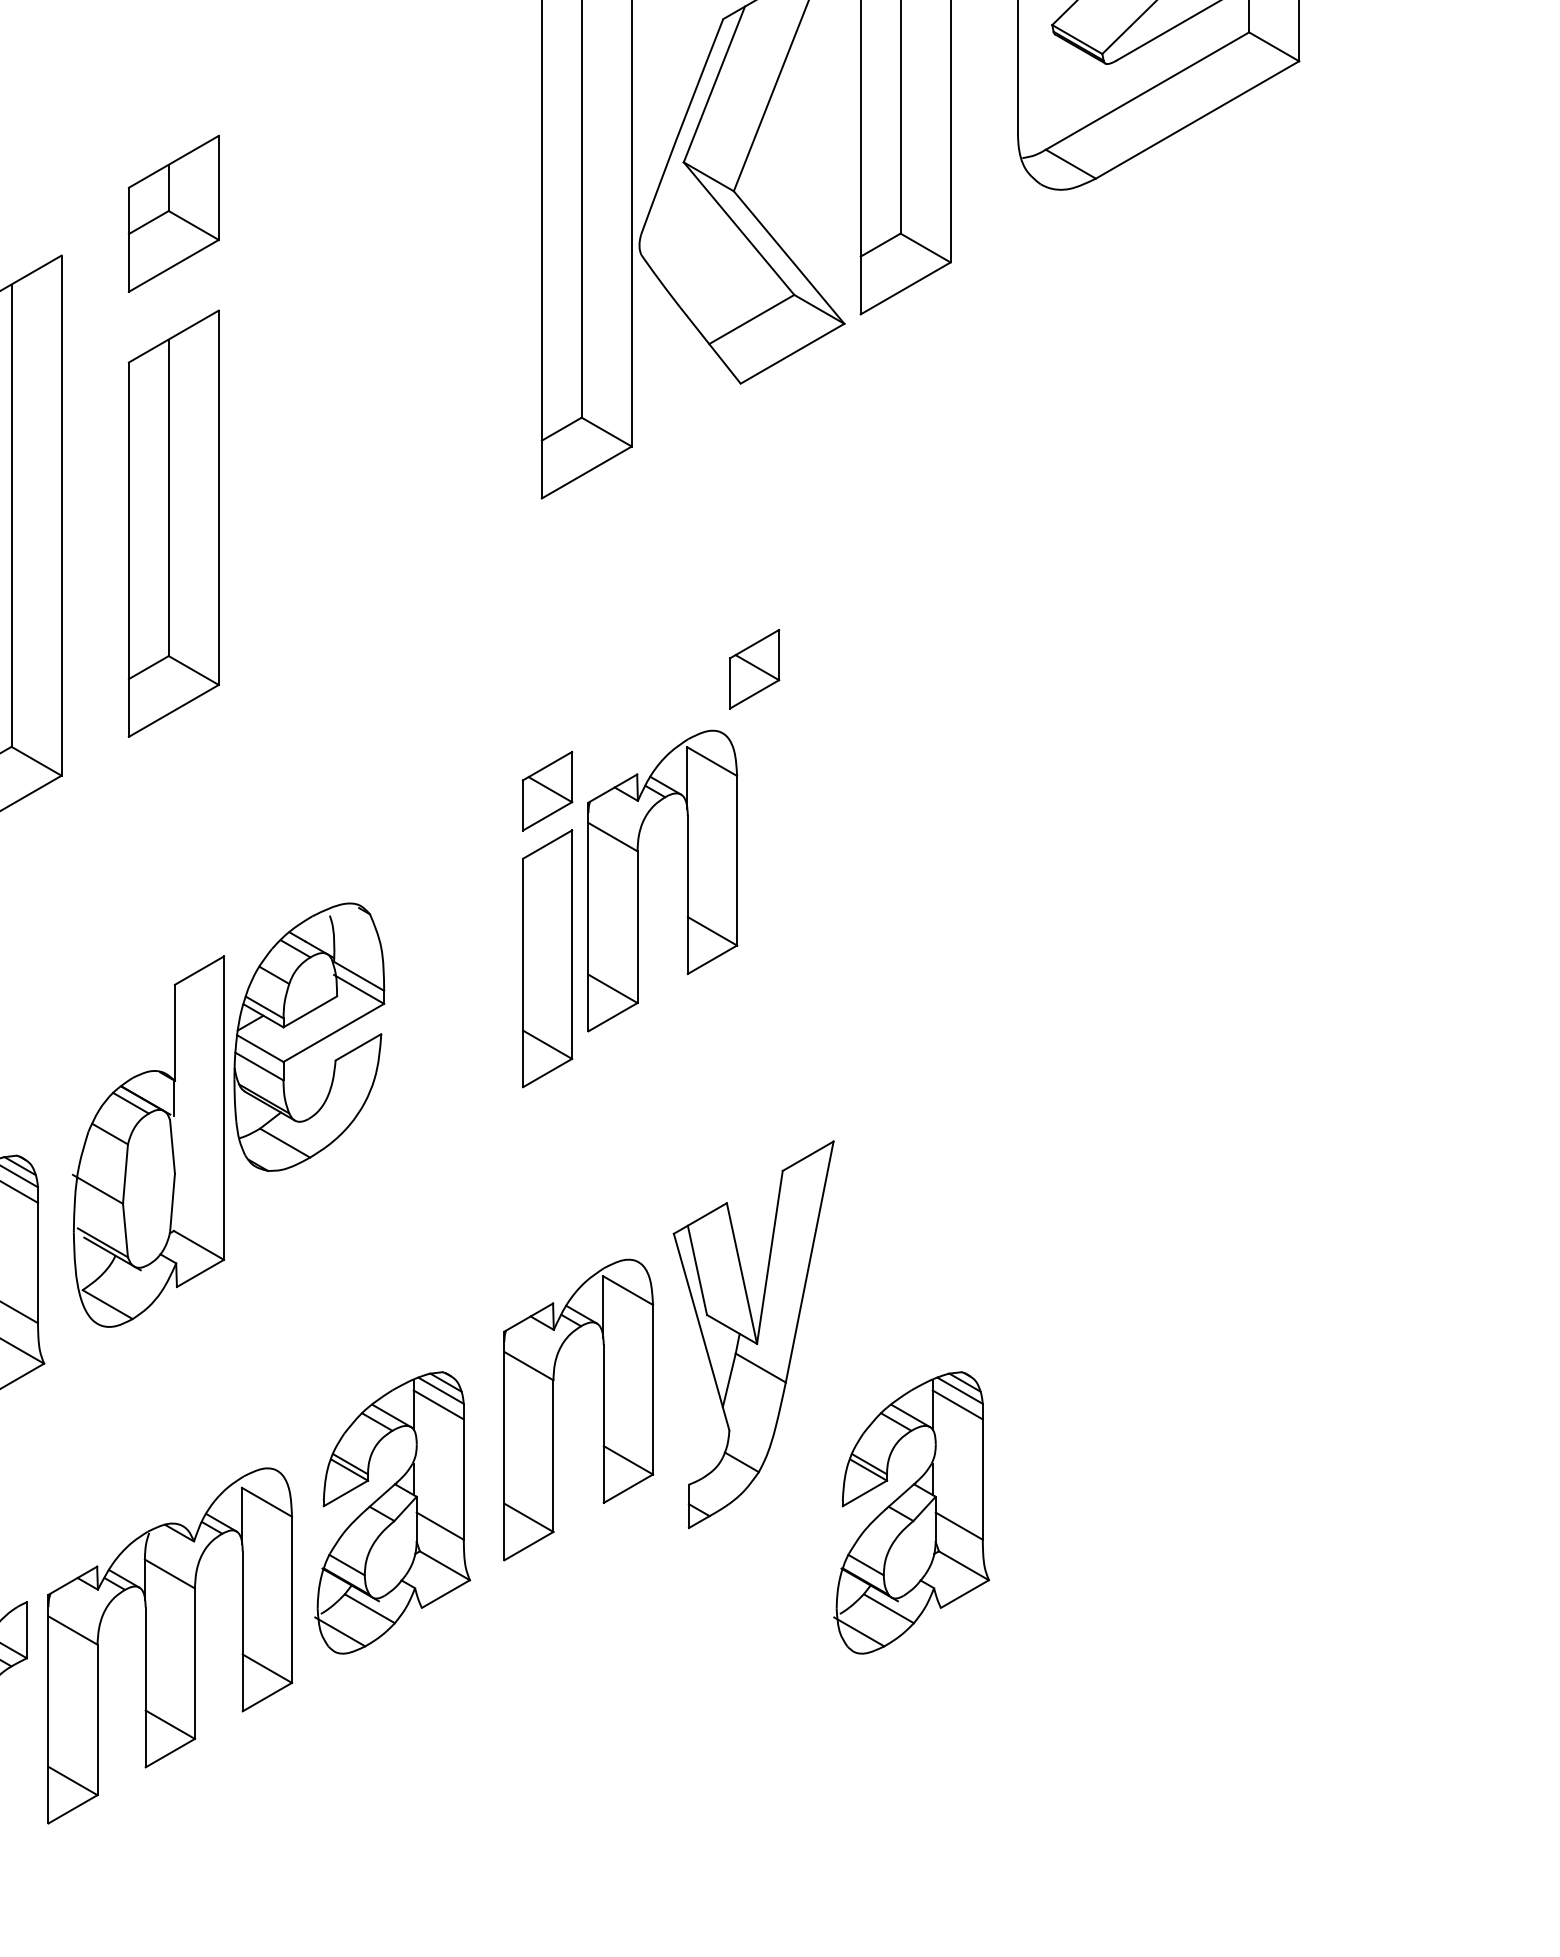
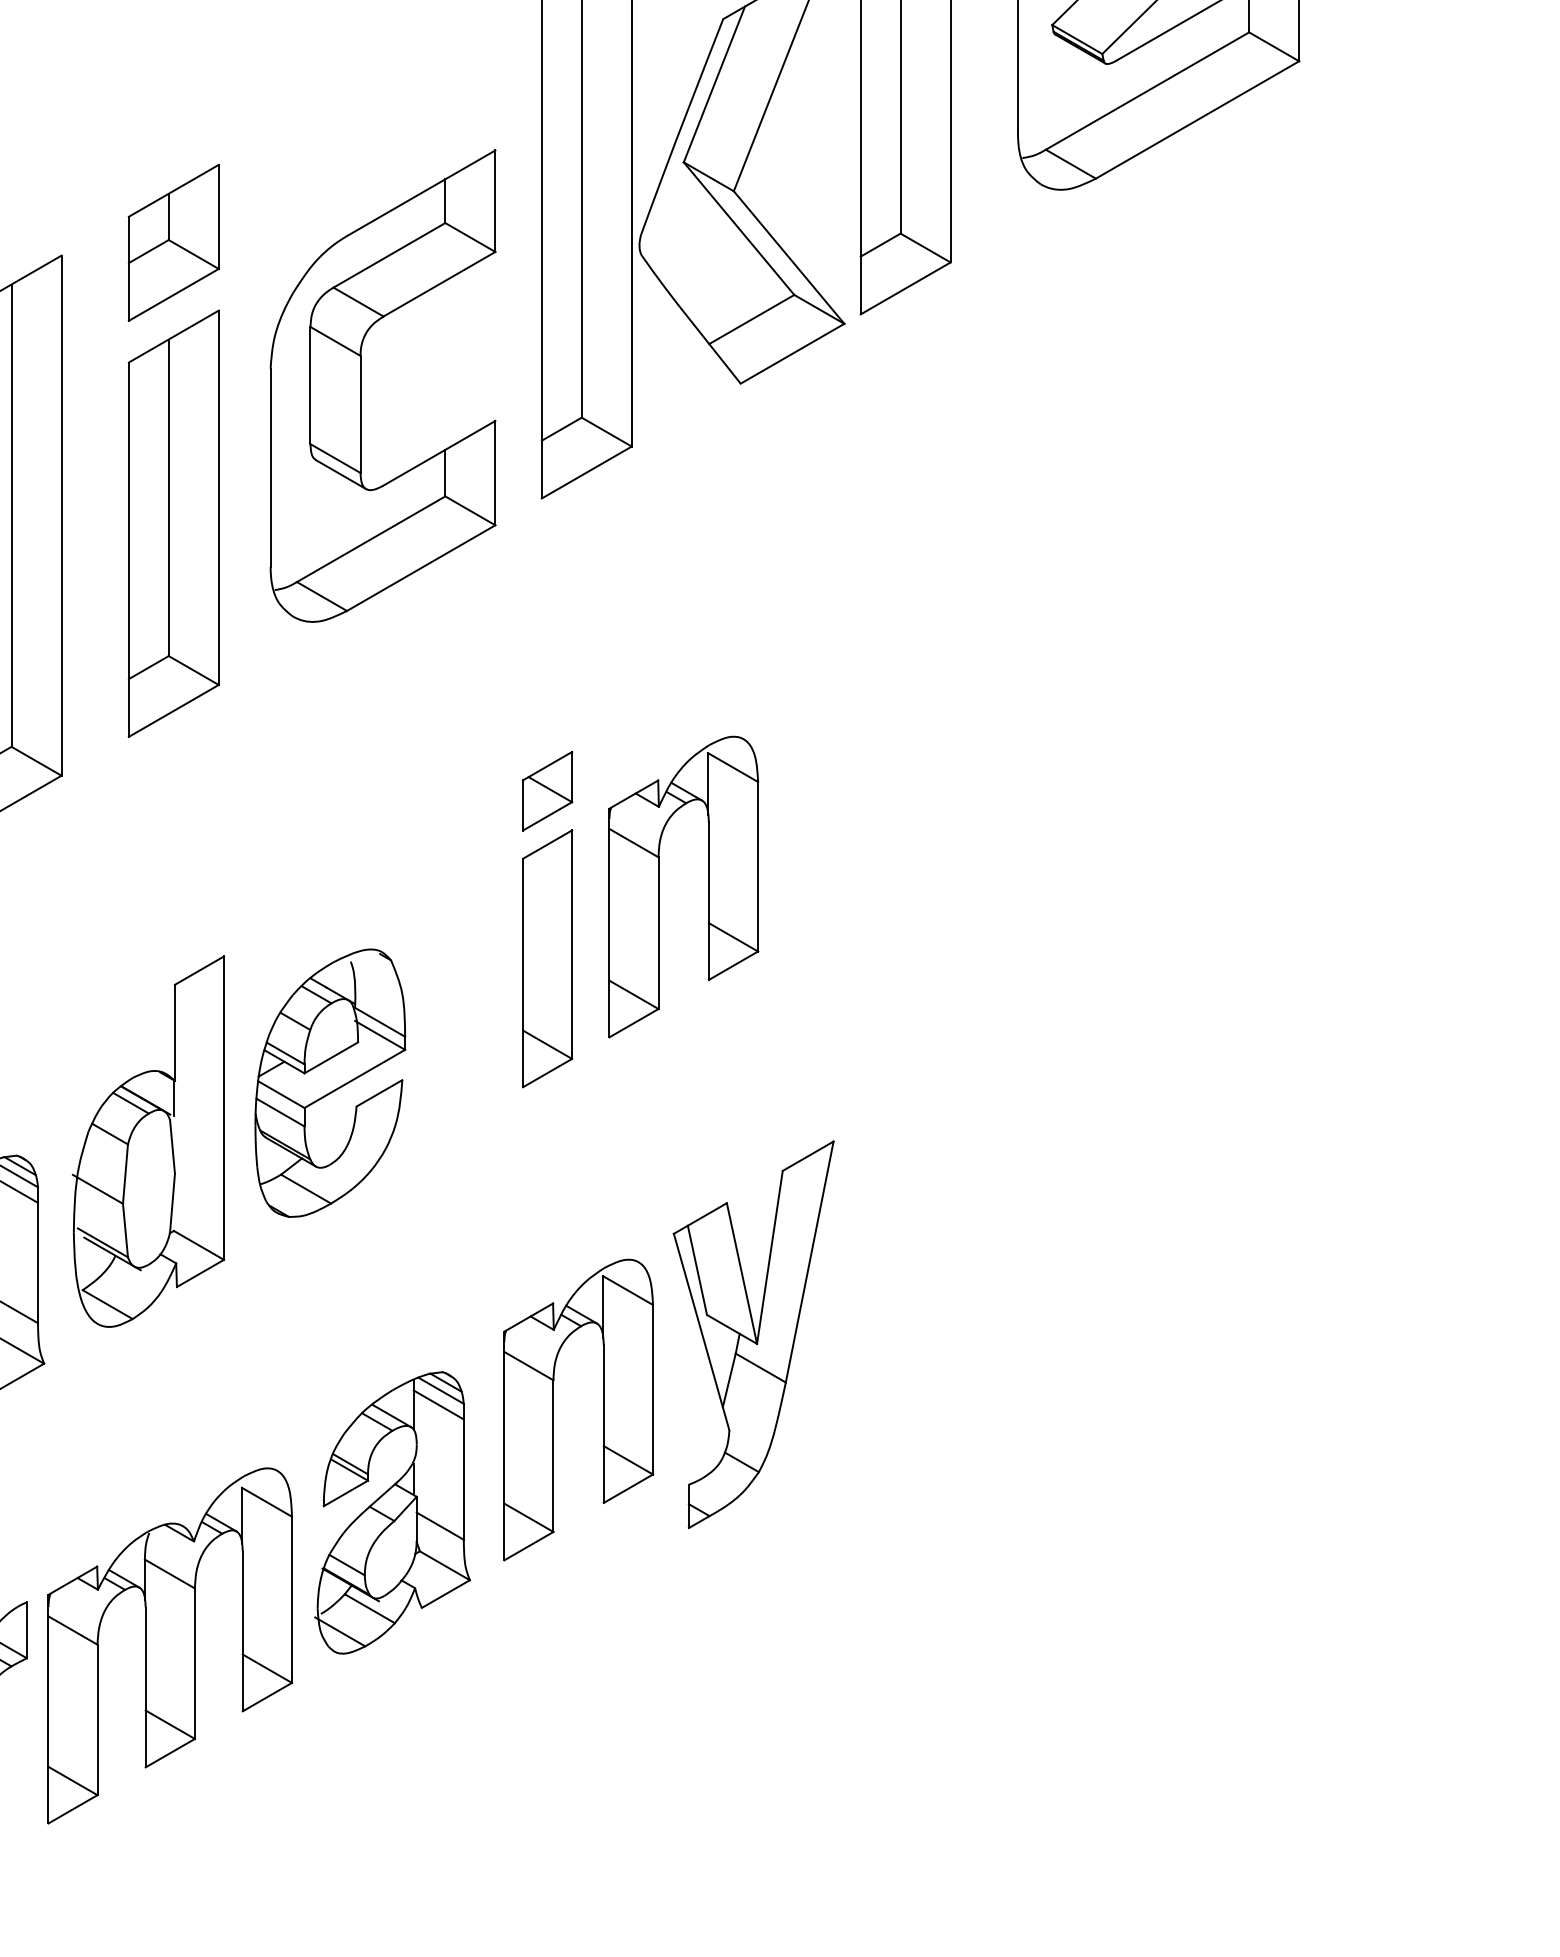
part position: (173, 213) -> (173, 242) (173, 242)
part: none -> present (361, 385)
part: present -> none (754, 668)
part position: (638, 880) -> (659, 886) (659, 886)
part position: (309, 1036) -> (330, 1082) (330, 1082)
part: present -> none (911, 1512)
